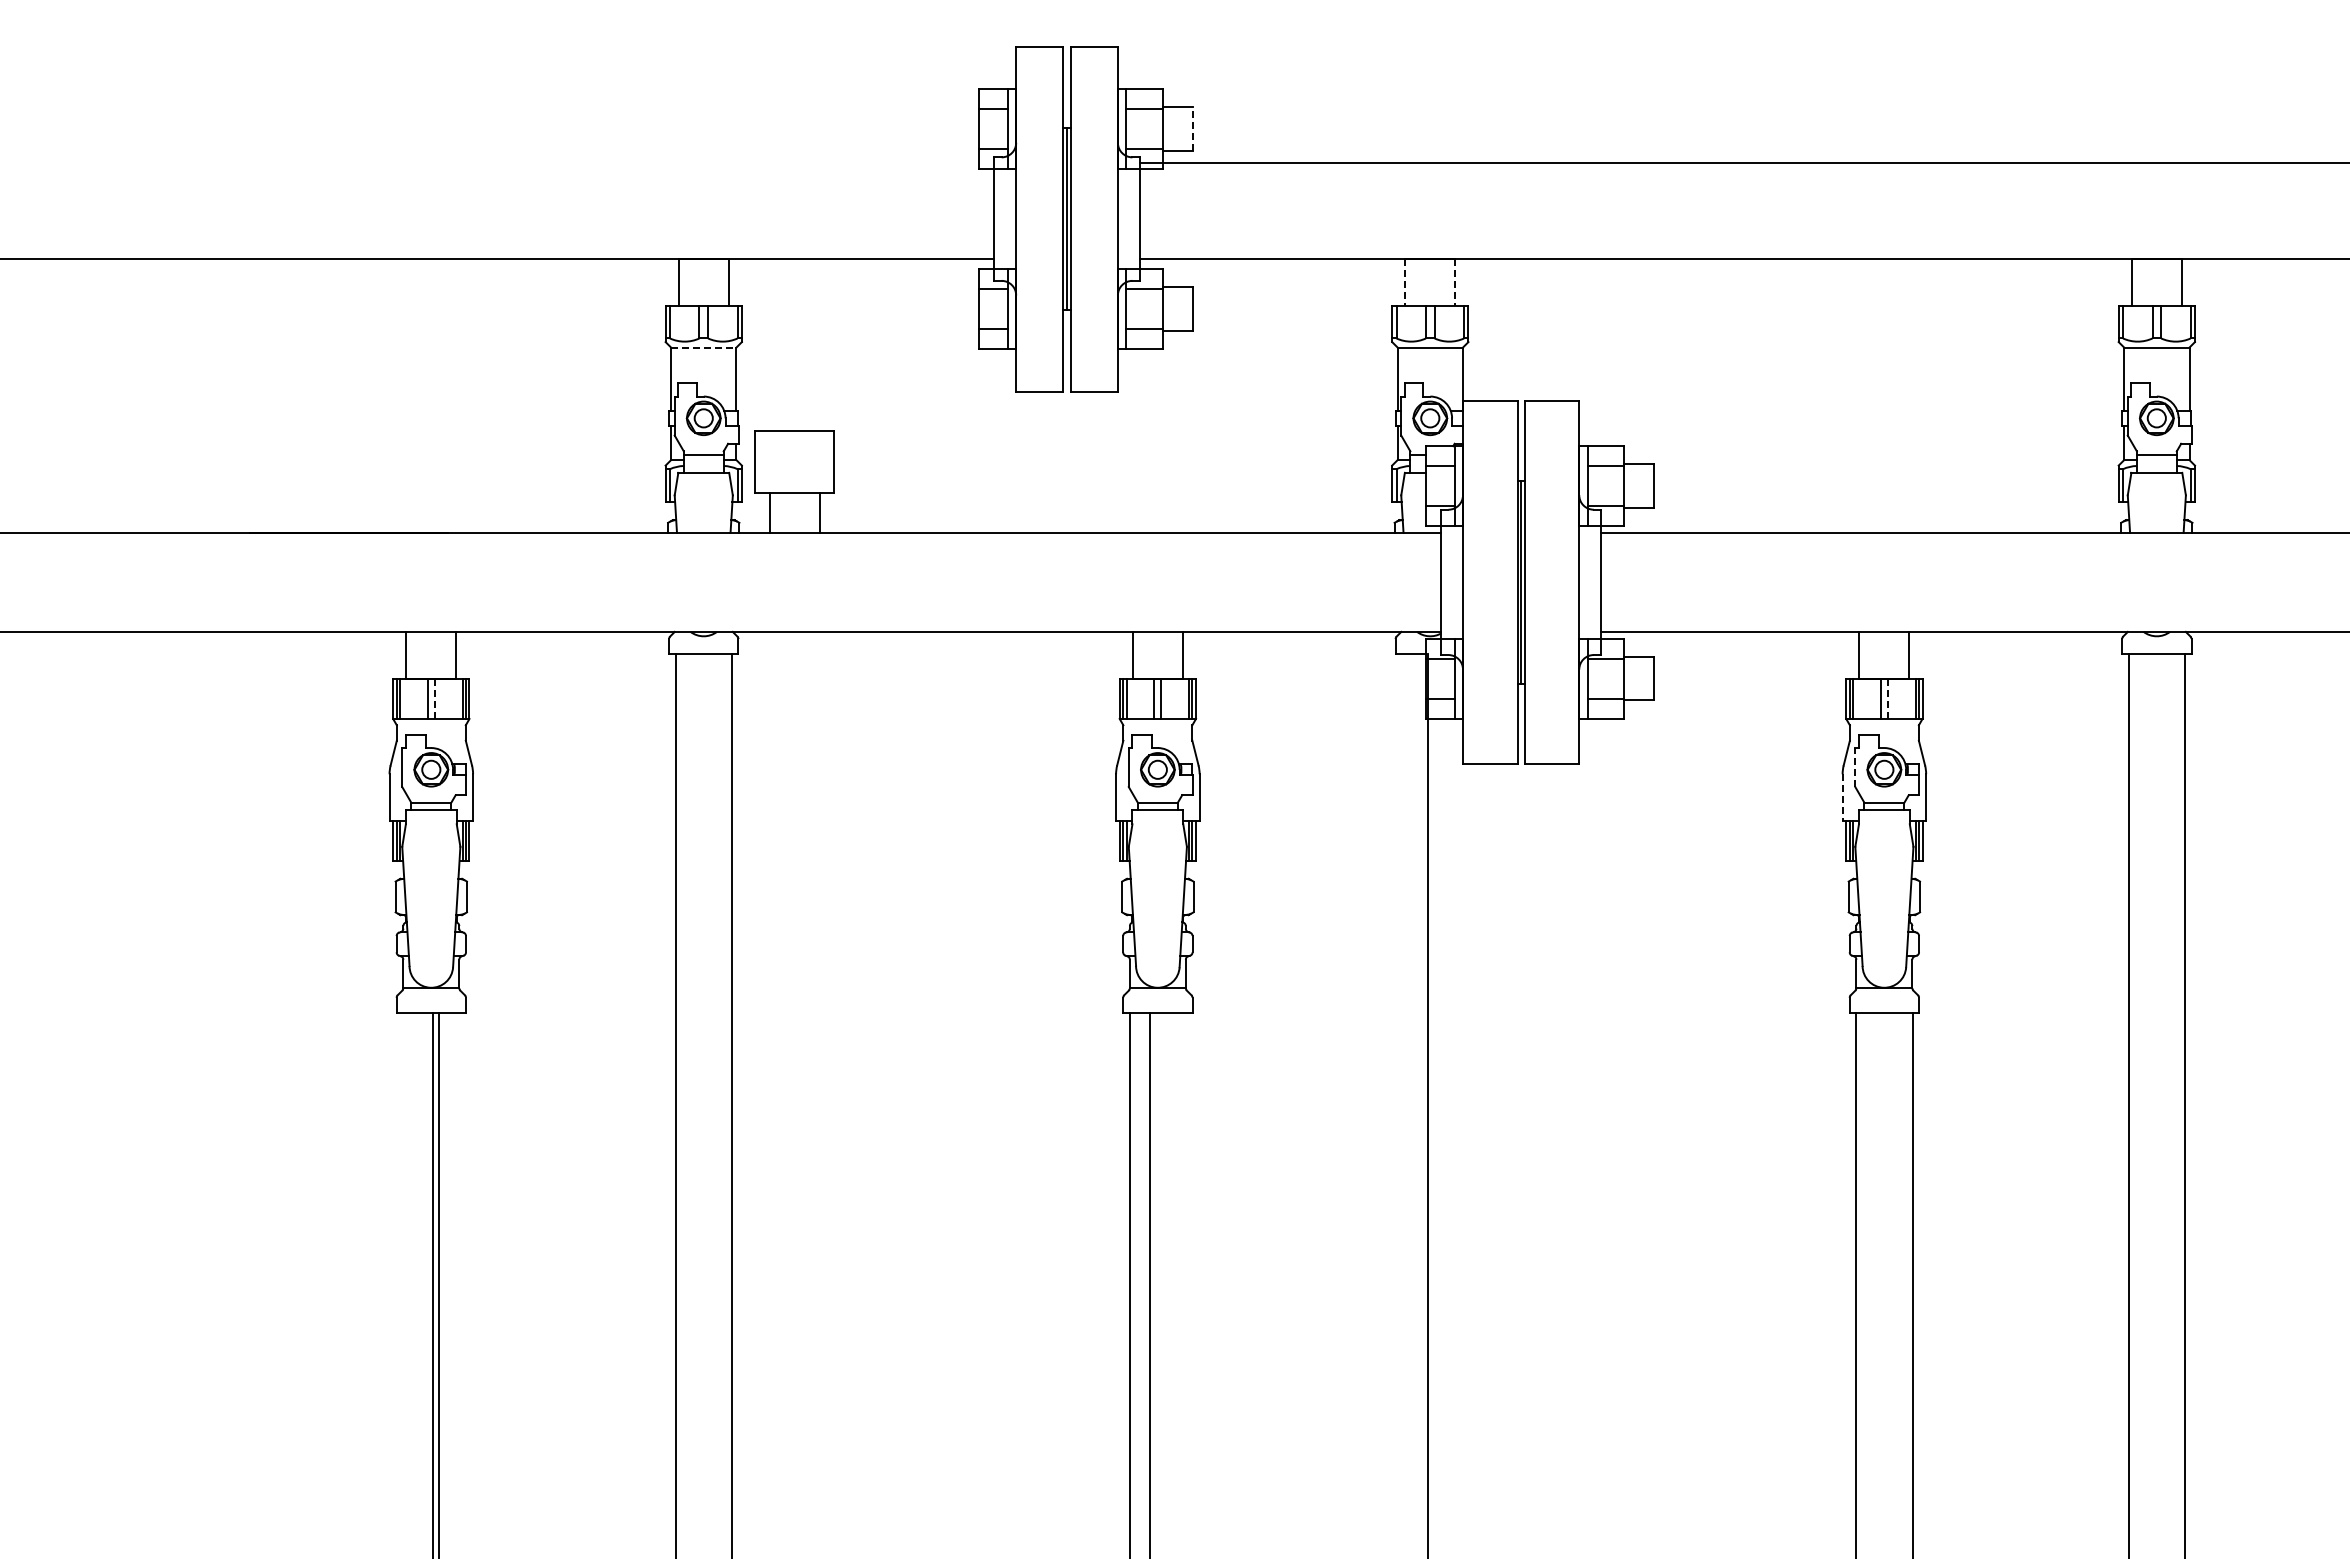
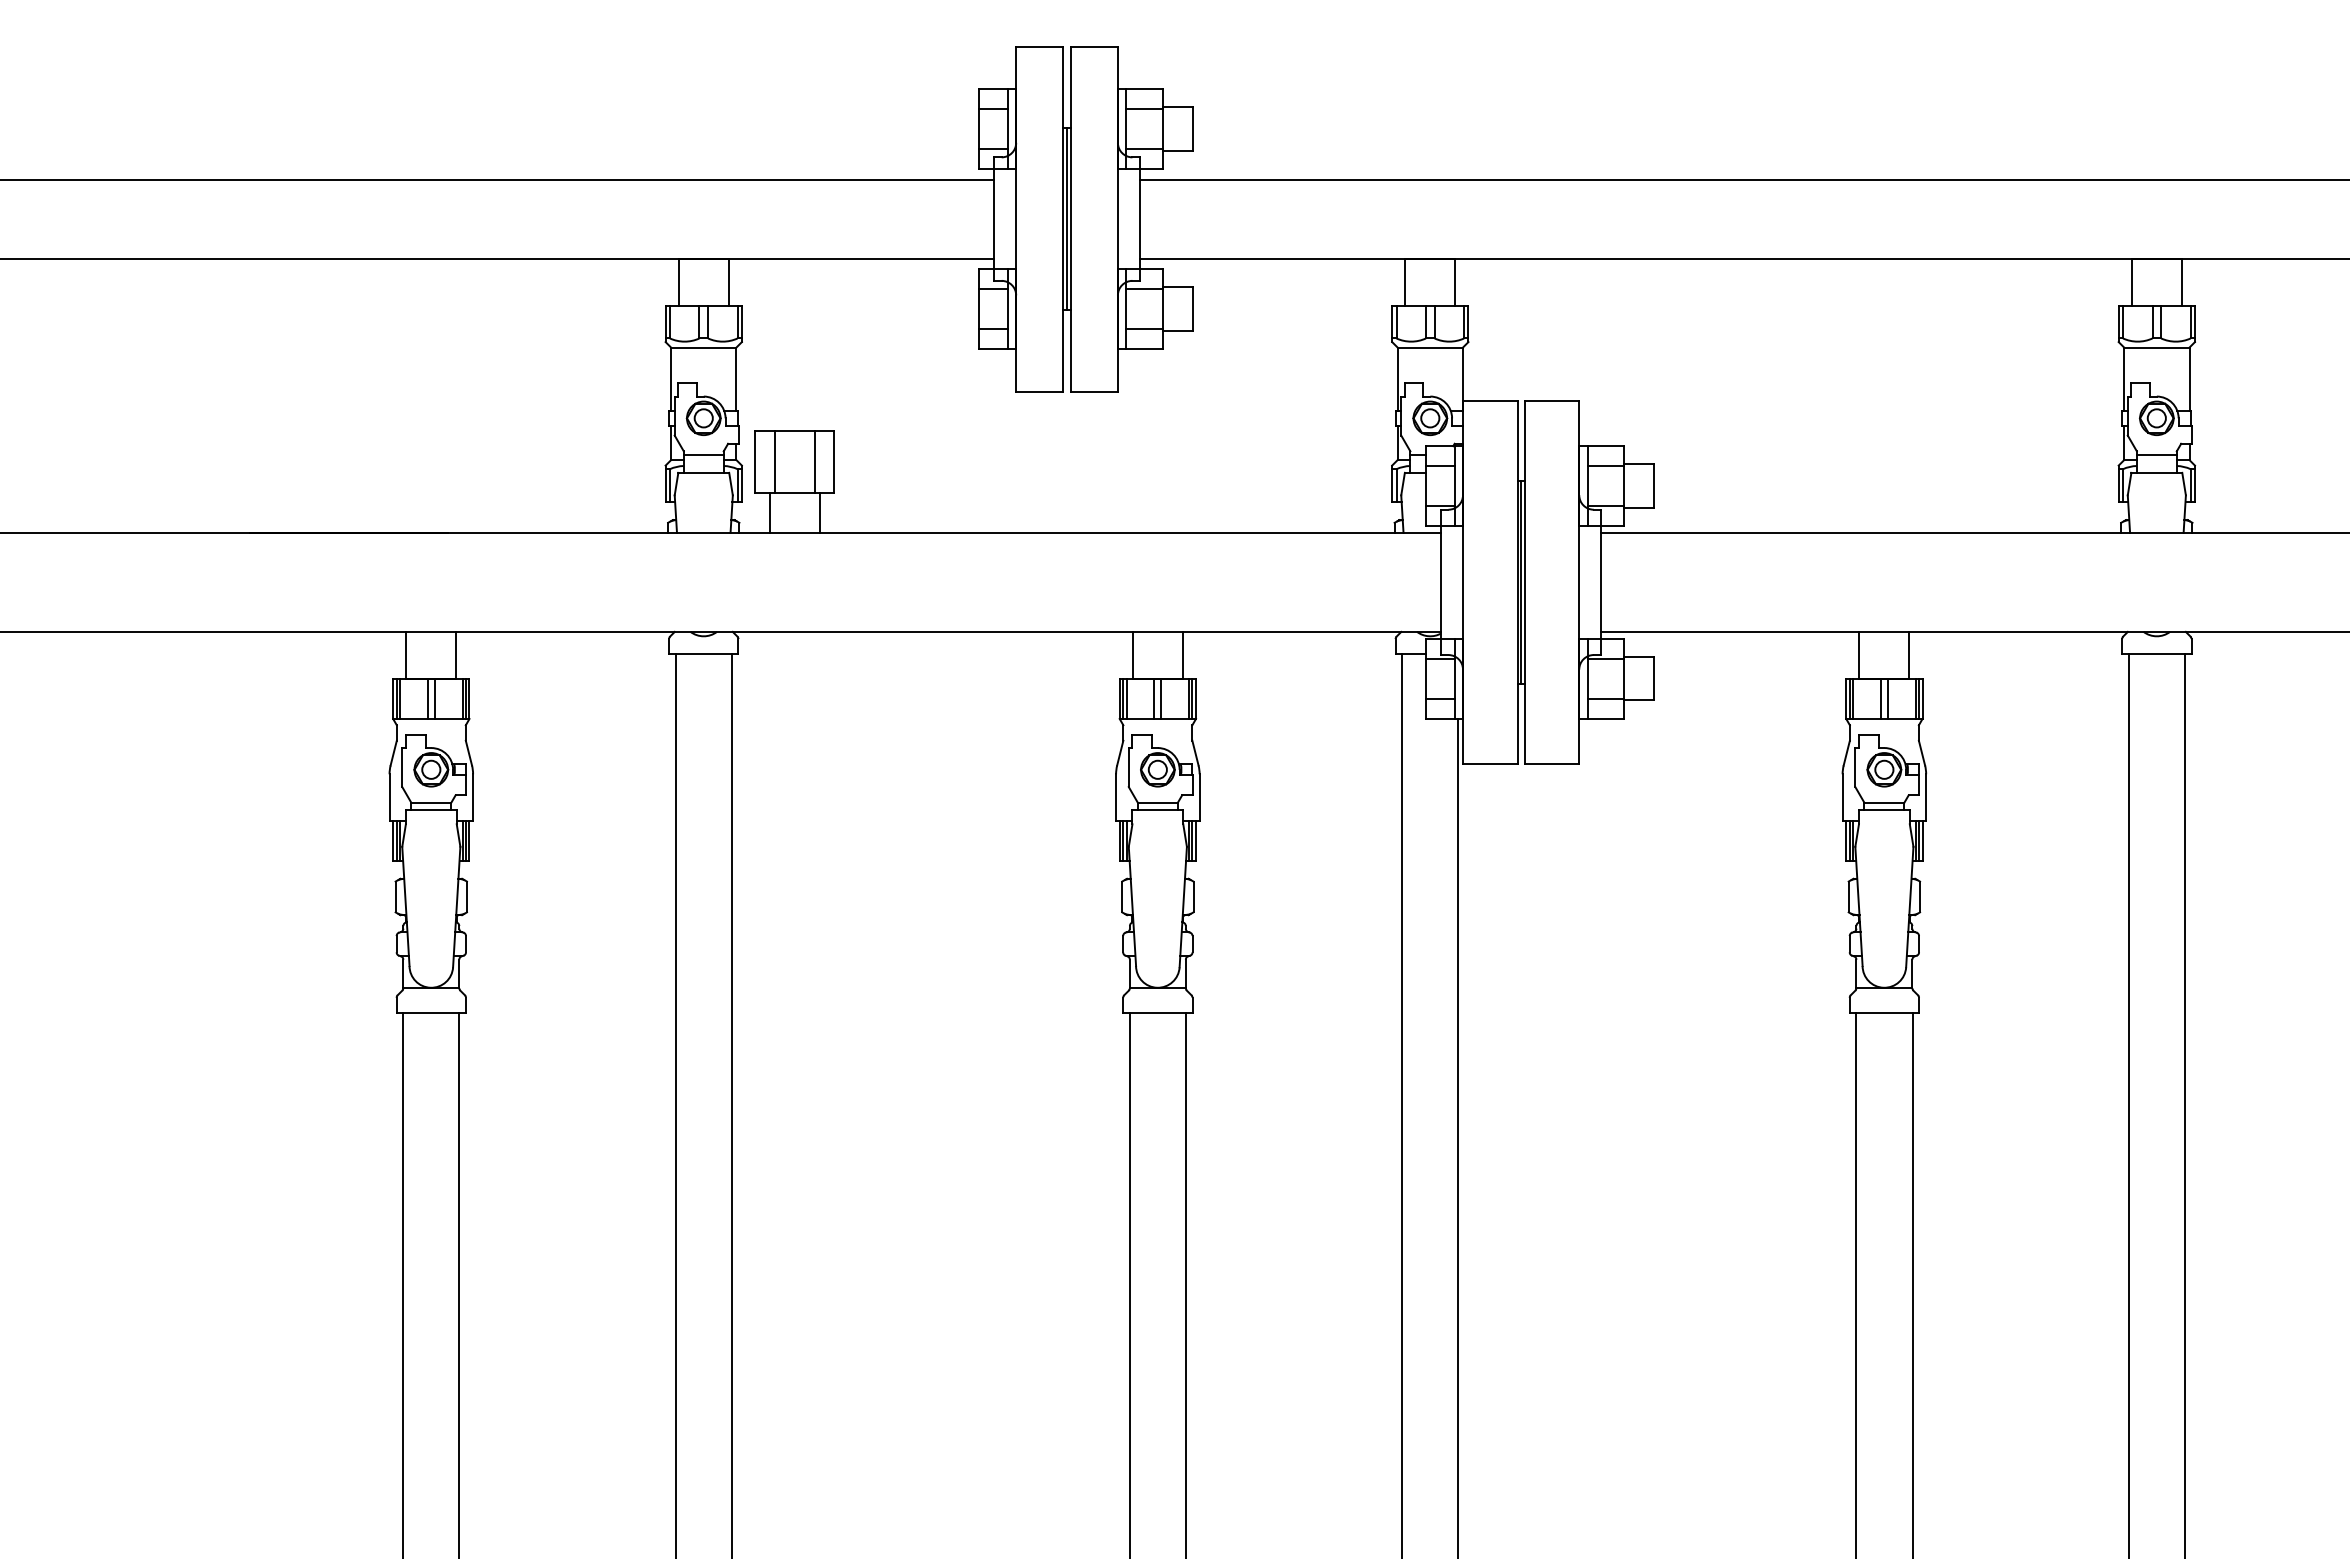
line: dashed -> solid (1193, 129)
line position: (1742, 162) -> (1742, 179) (1742, 179)
line: none -> present (498, 179)
line: dashed -> solid (1405, 282)
line: dashed -> solid (1455, 282)
line: dashed -> solid (703, 347)
line: none -> present (774, 462)
line: none -> present (814, 462)
line: dashed -> solid (434, 699)
line: dashed -> solid (1887, 699)
line: dashed -> solid (1855, 767)
line: dashed -> solid (1842, 797)
line position: (1428, 1104) -> (1402, 1104) (1402, 1104)
line: none -> present (1458, 1136)
line position: (433, 1284) -> (459, 1284) (459, 1284)
line position: (439, 1284) -> (403, 1284) (403, 1284)
line position: (1150, 1284) -> (1186, 1284) (1186, 1284)
